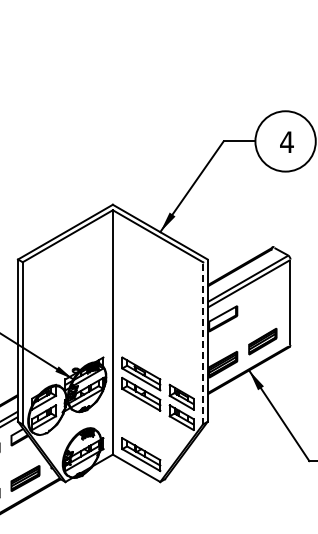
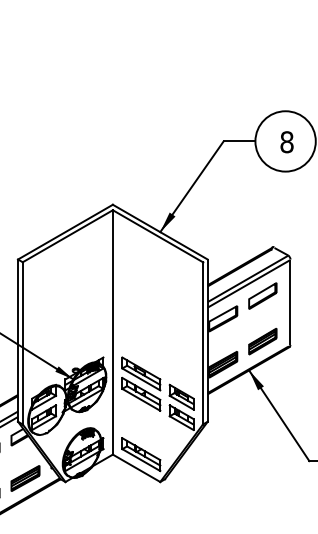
text: 4 -> 8 (286, 142)
part: none -> present (262, 295)
line: dashed -> solid (202, 342)
